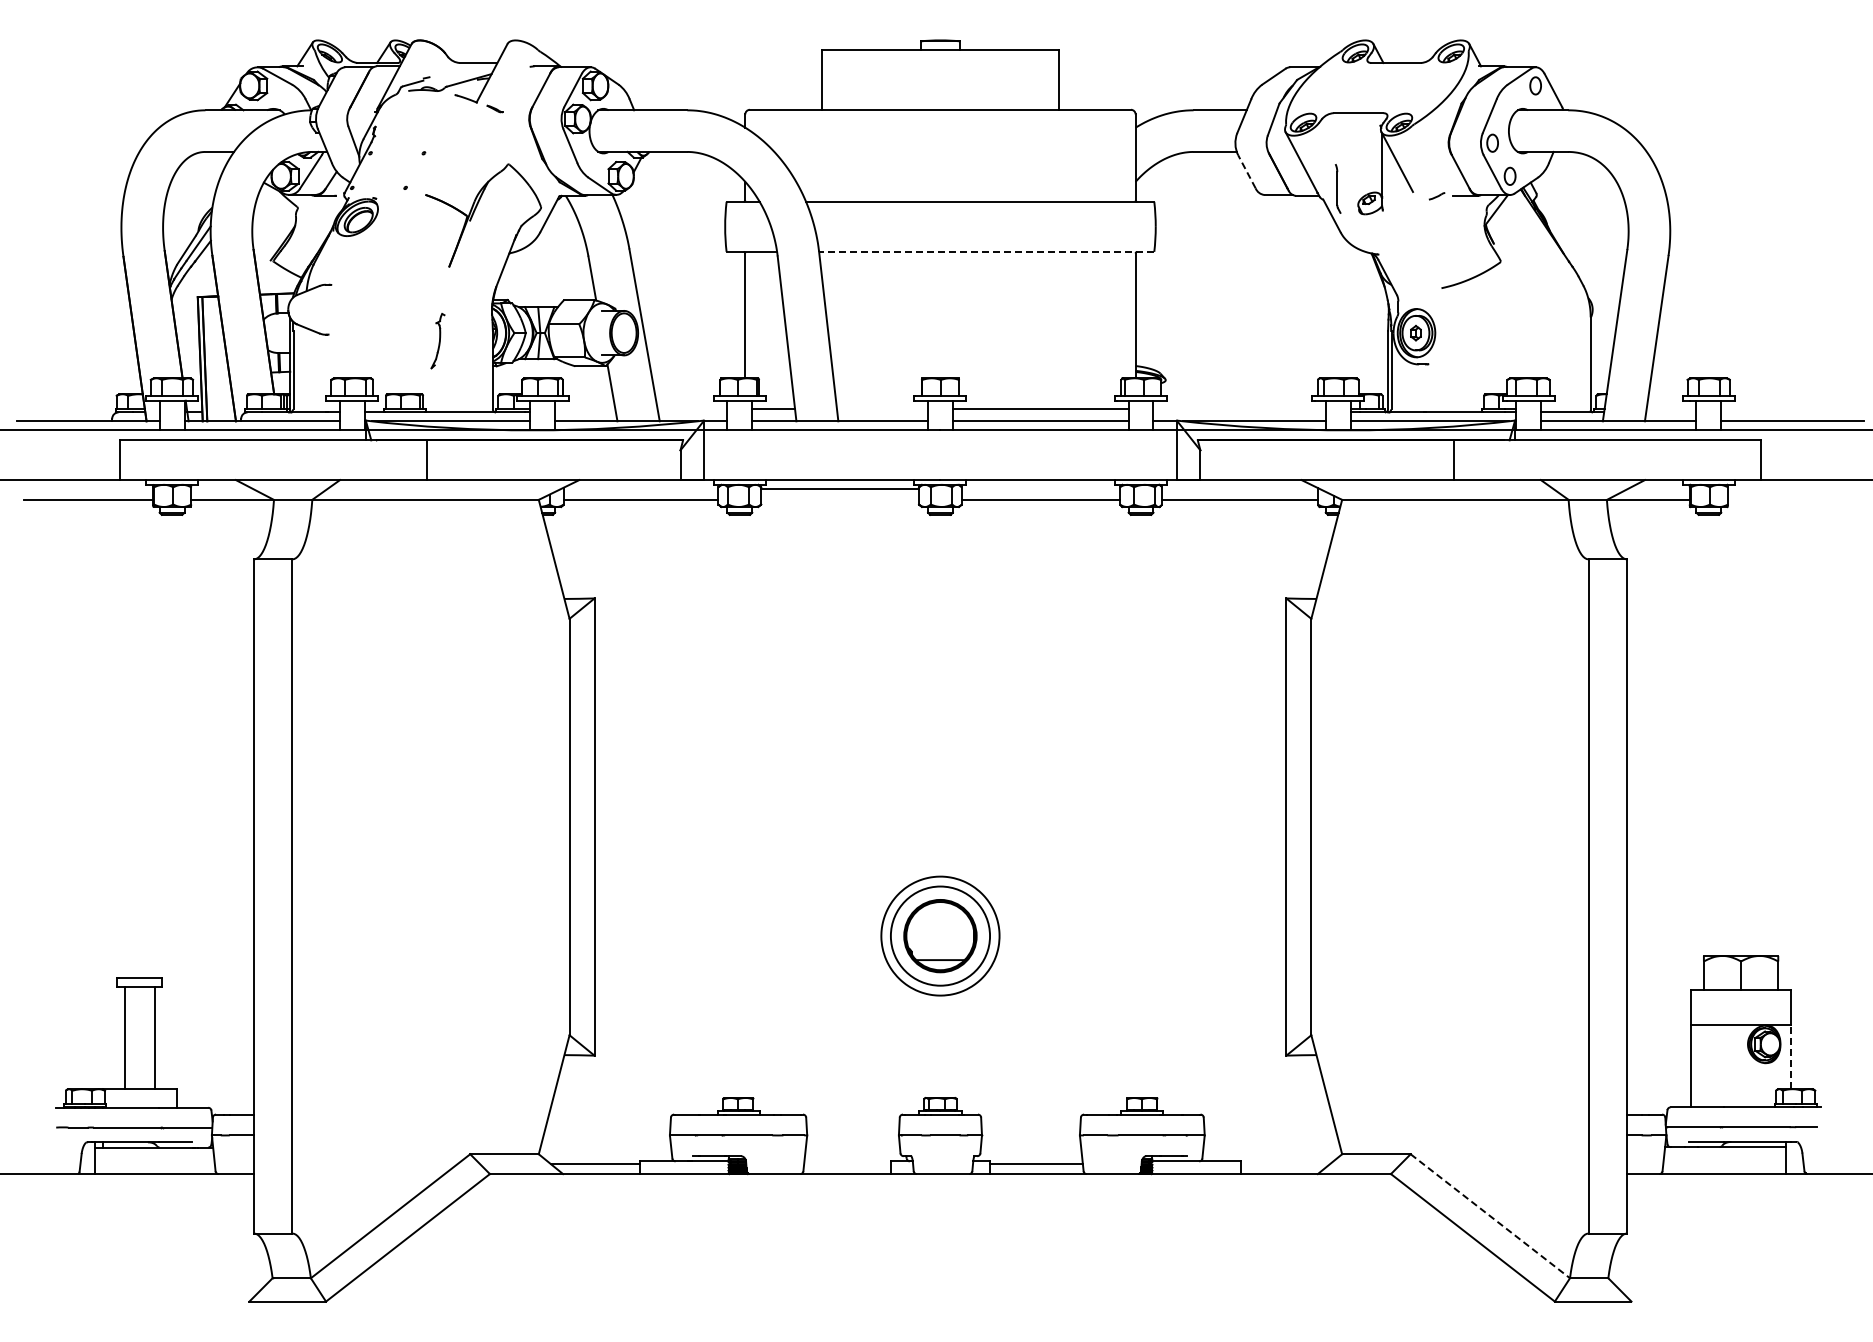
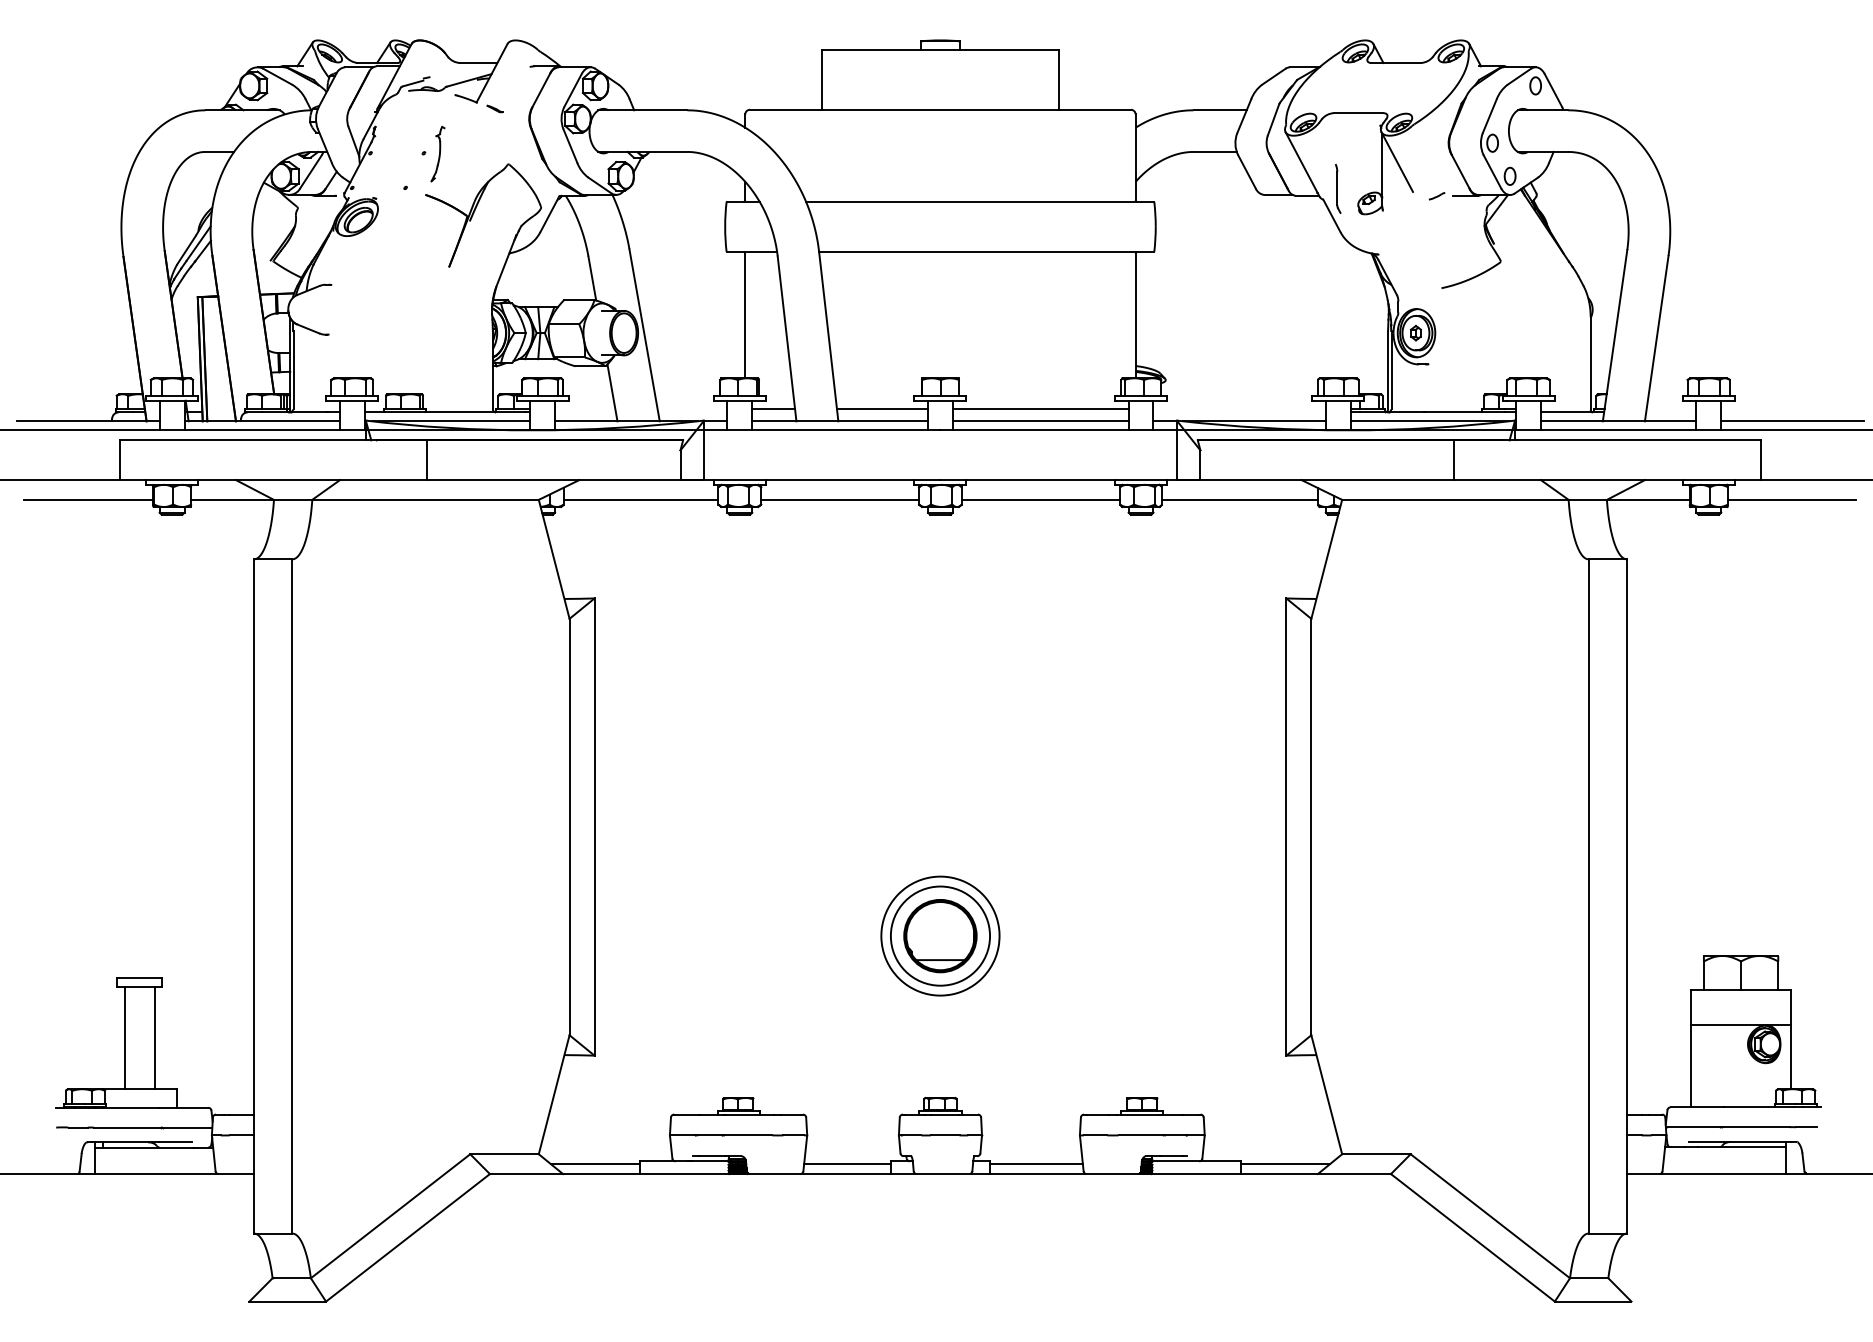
line: dashed -> solid (1246, 171)
line: dashed -> solid (986, 251)
part position: (437, 341) -> (437, 154) (437, 154)
line: none -> present (882, 409)
line position: (840, 488) -> (840, 499) (840, 499)
line: none -> present (1791, 499)
line: dashed -> solid (1790, 1057)
line: none -> present (847, 1164)
line: none -> present (1285, 1164)
line: dashed -> solid (1490, 1216)
